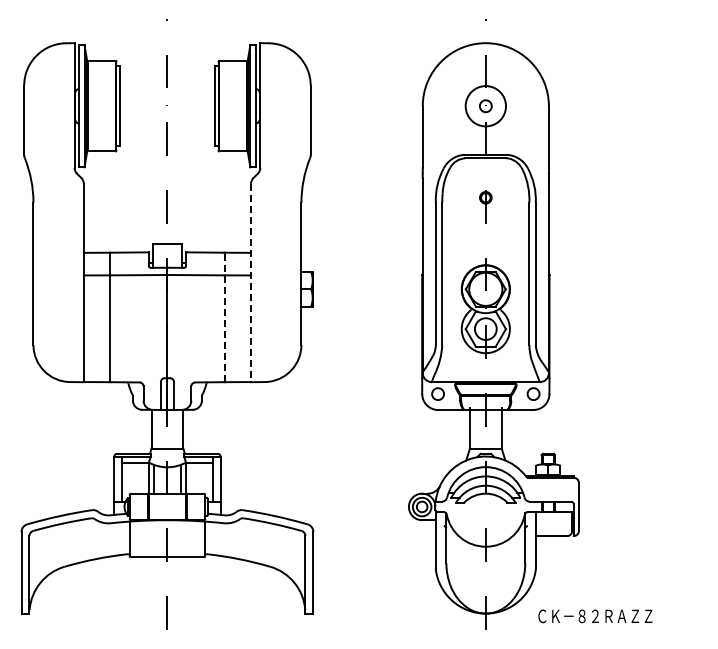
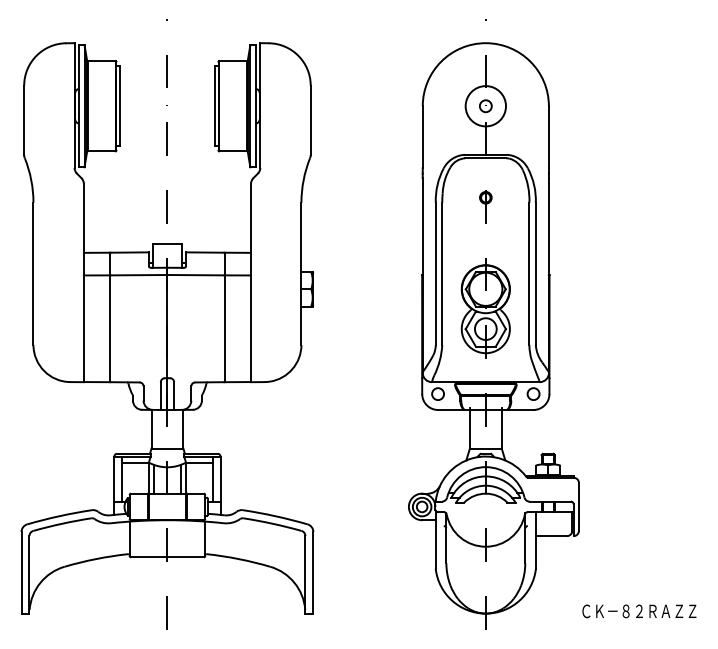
line: dashed -> solid (251, 283)
line: dashed -> solid (224, 317)
text position: (595, 616) -> (639, 611) (639, 611)
